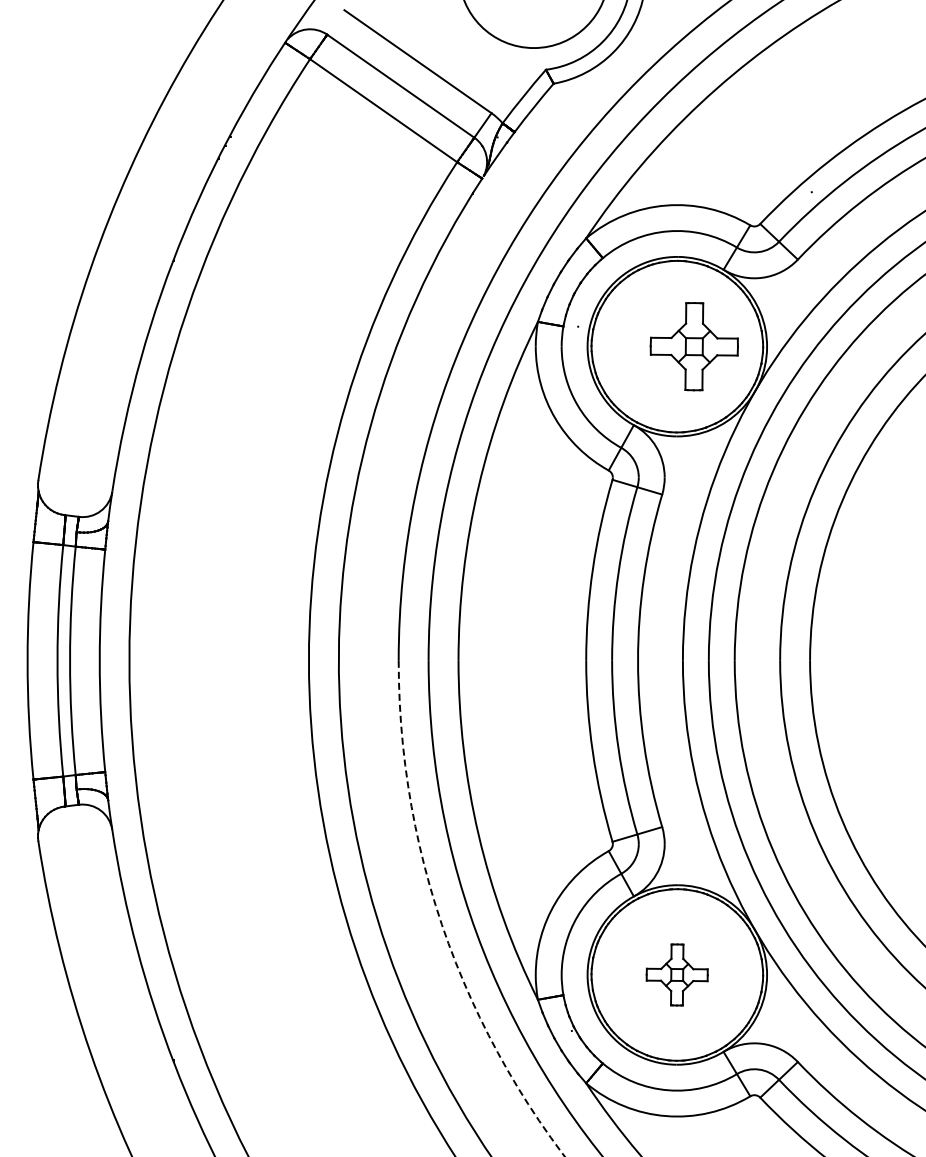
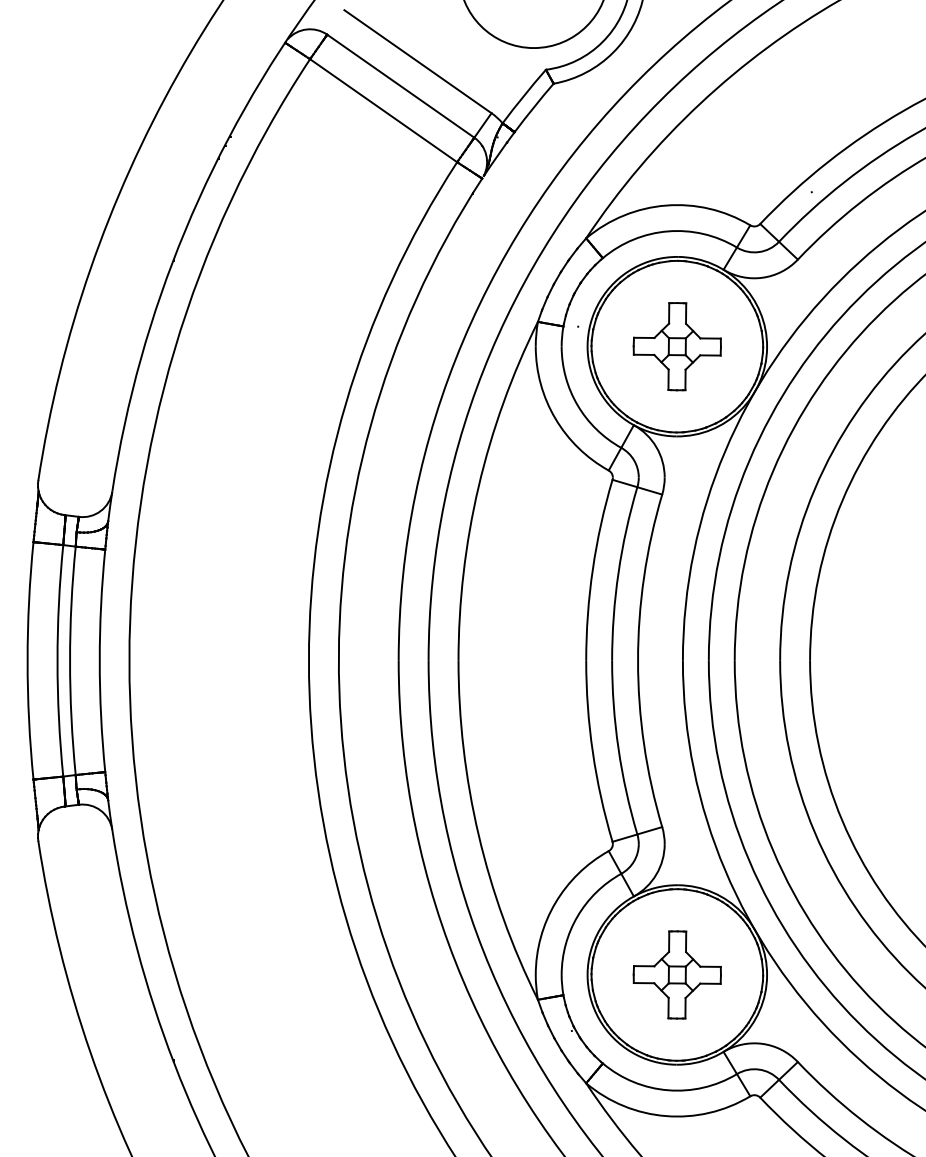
part position: (693, 346) -> (676, 346) (676, 346)
arc: dashed -> solid (441, 921)
part size: 64x64 px -> 90x90 px (676, 974)
